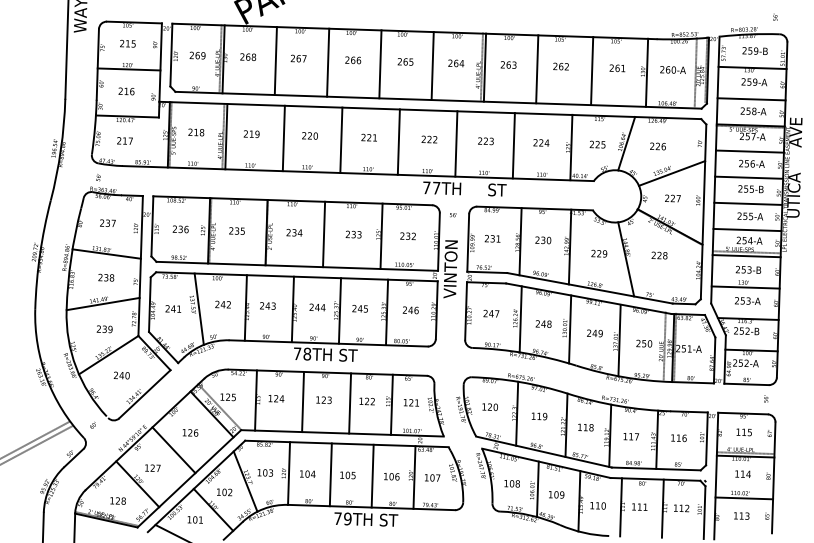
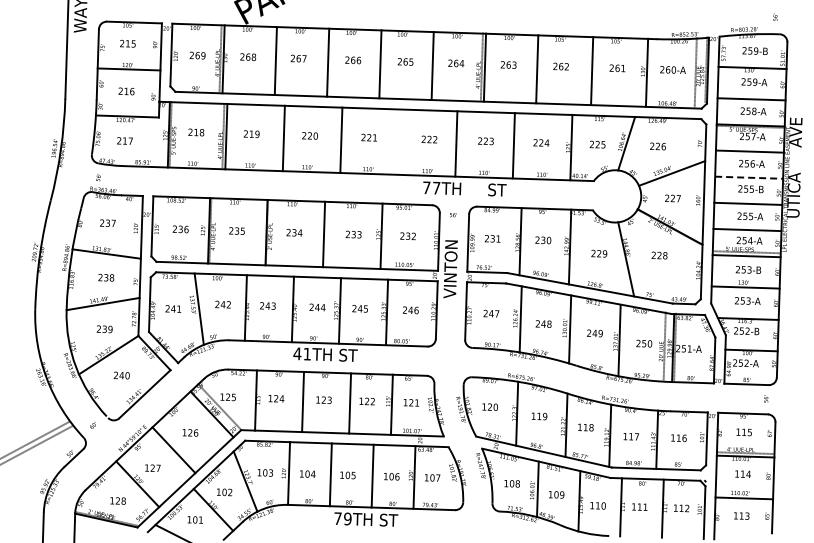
line: present -> none (398, 141)
line: solid -> dashed (749, 177)
text: 78TH -> 41TH (302, 353)
